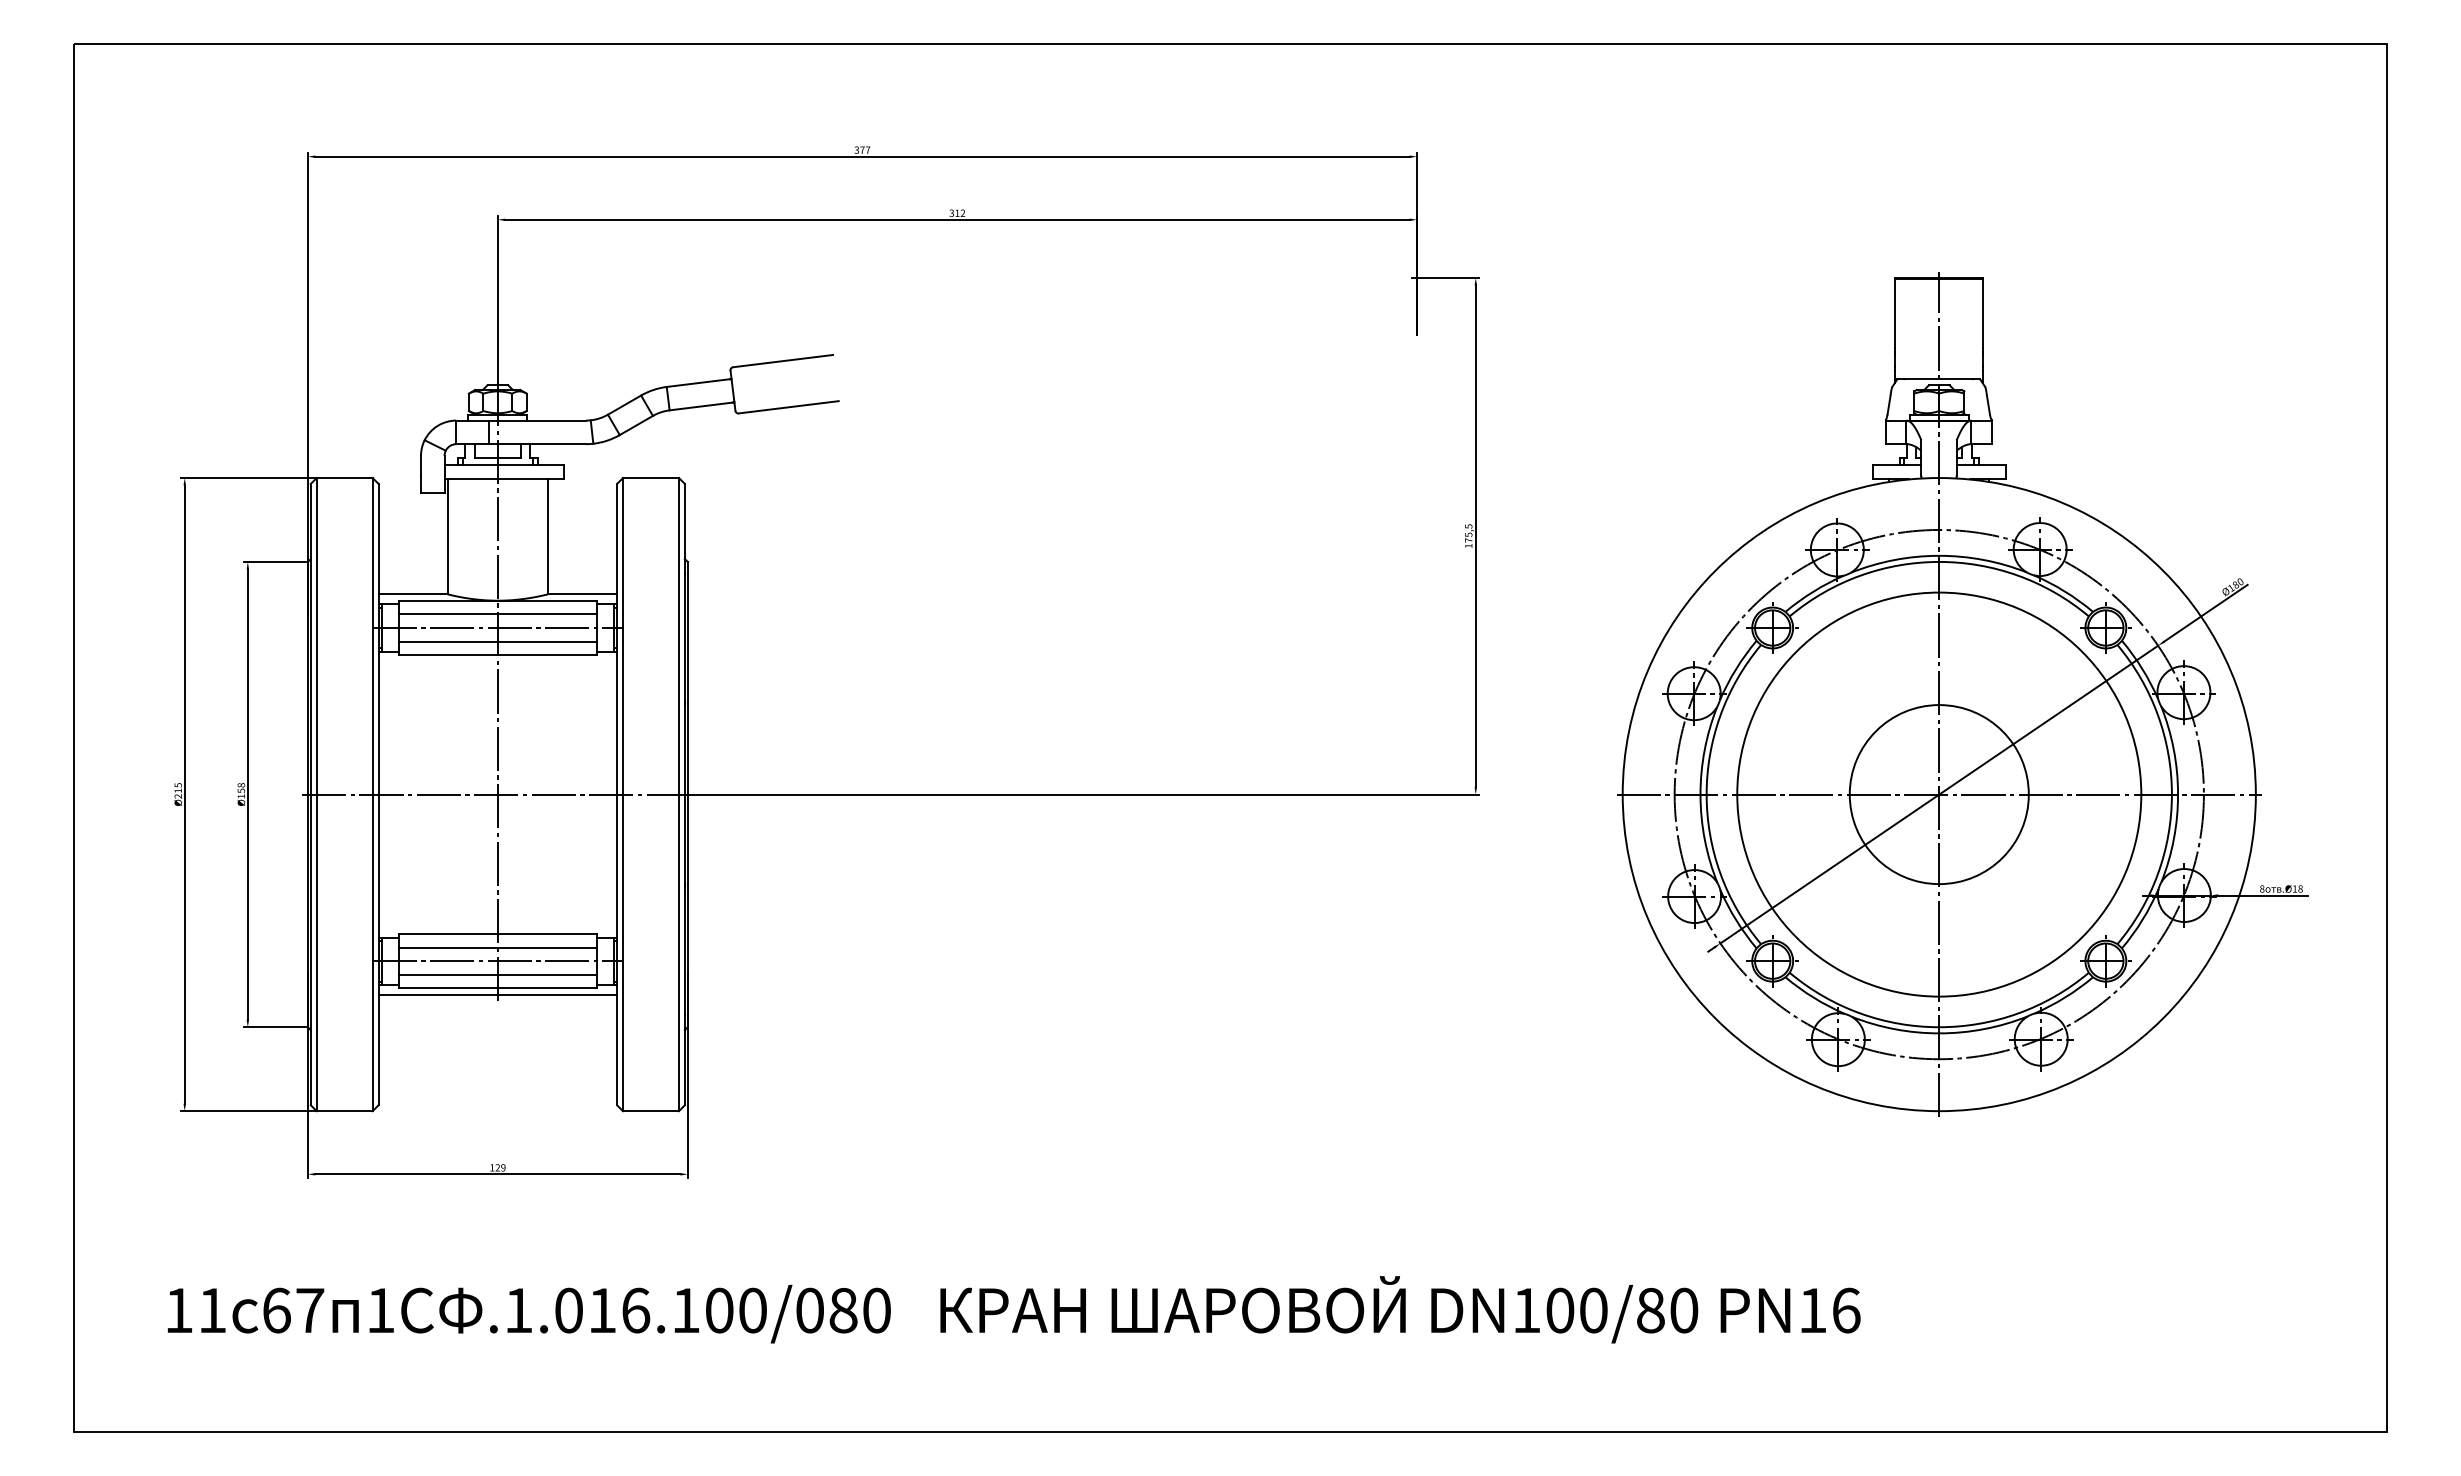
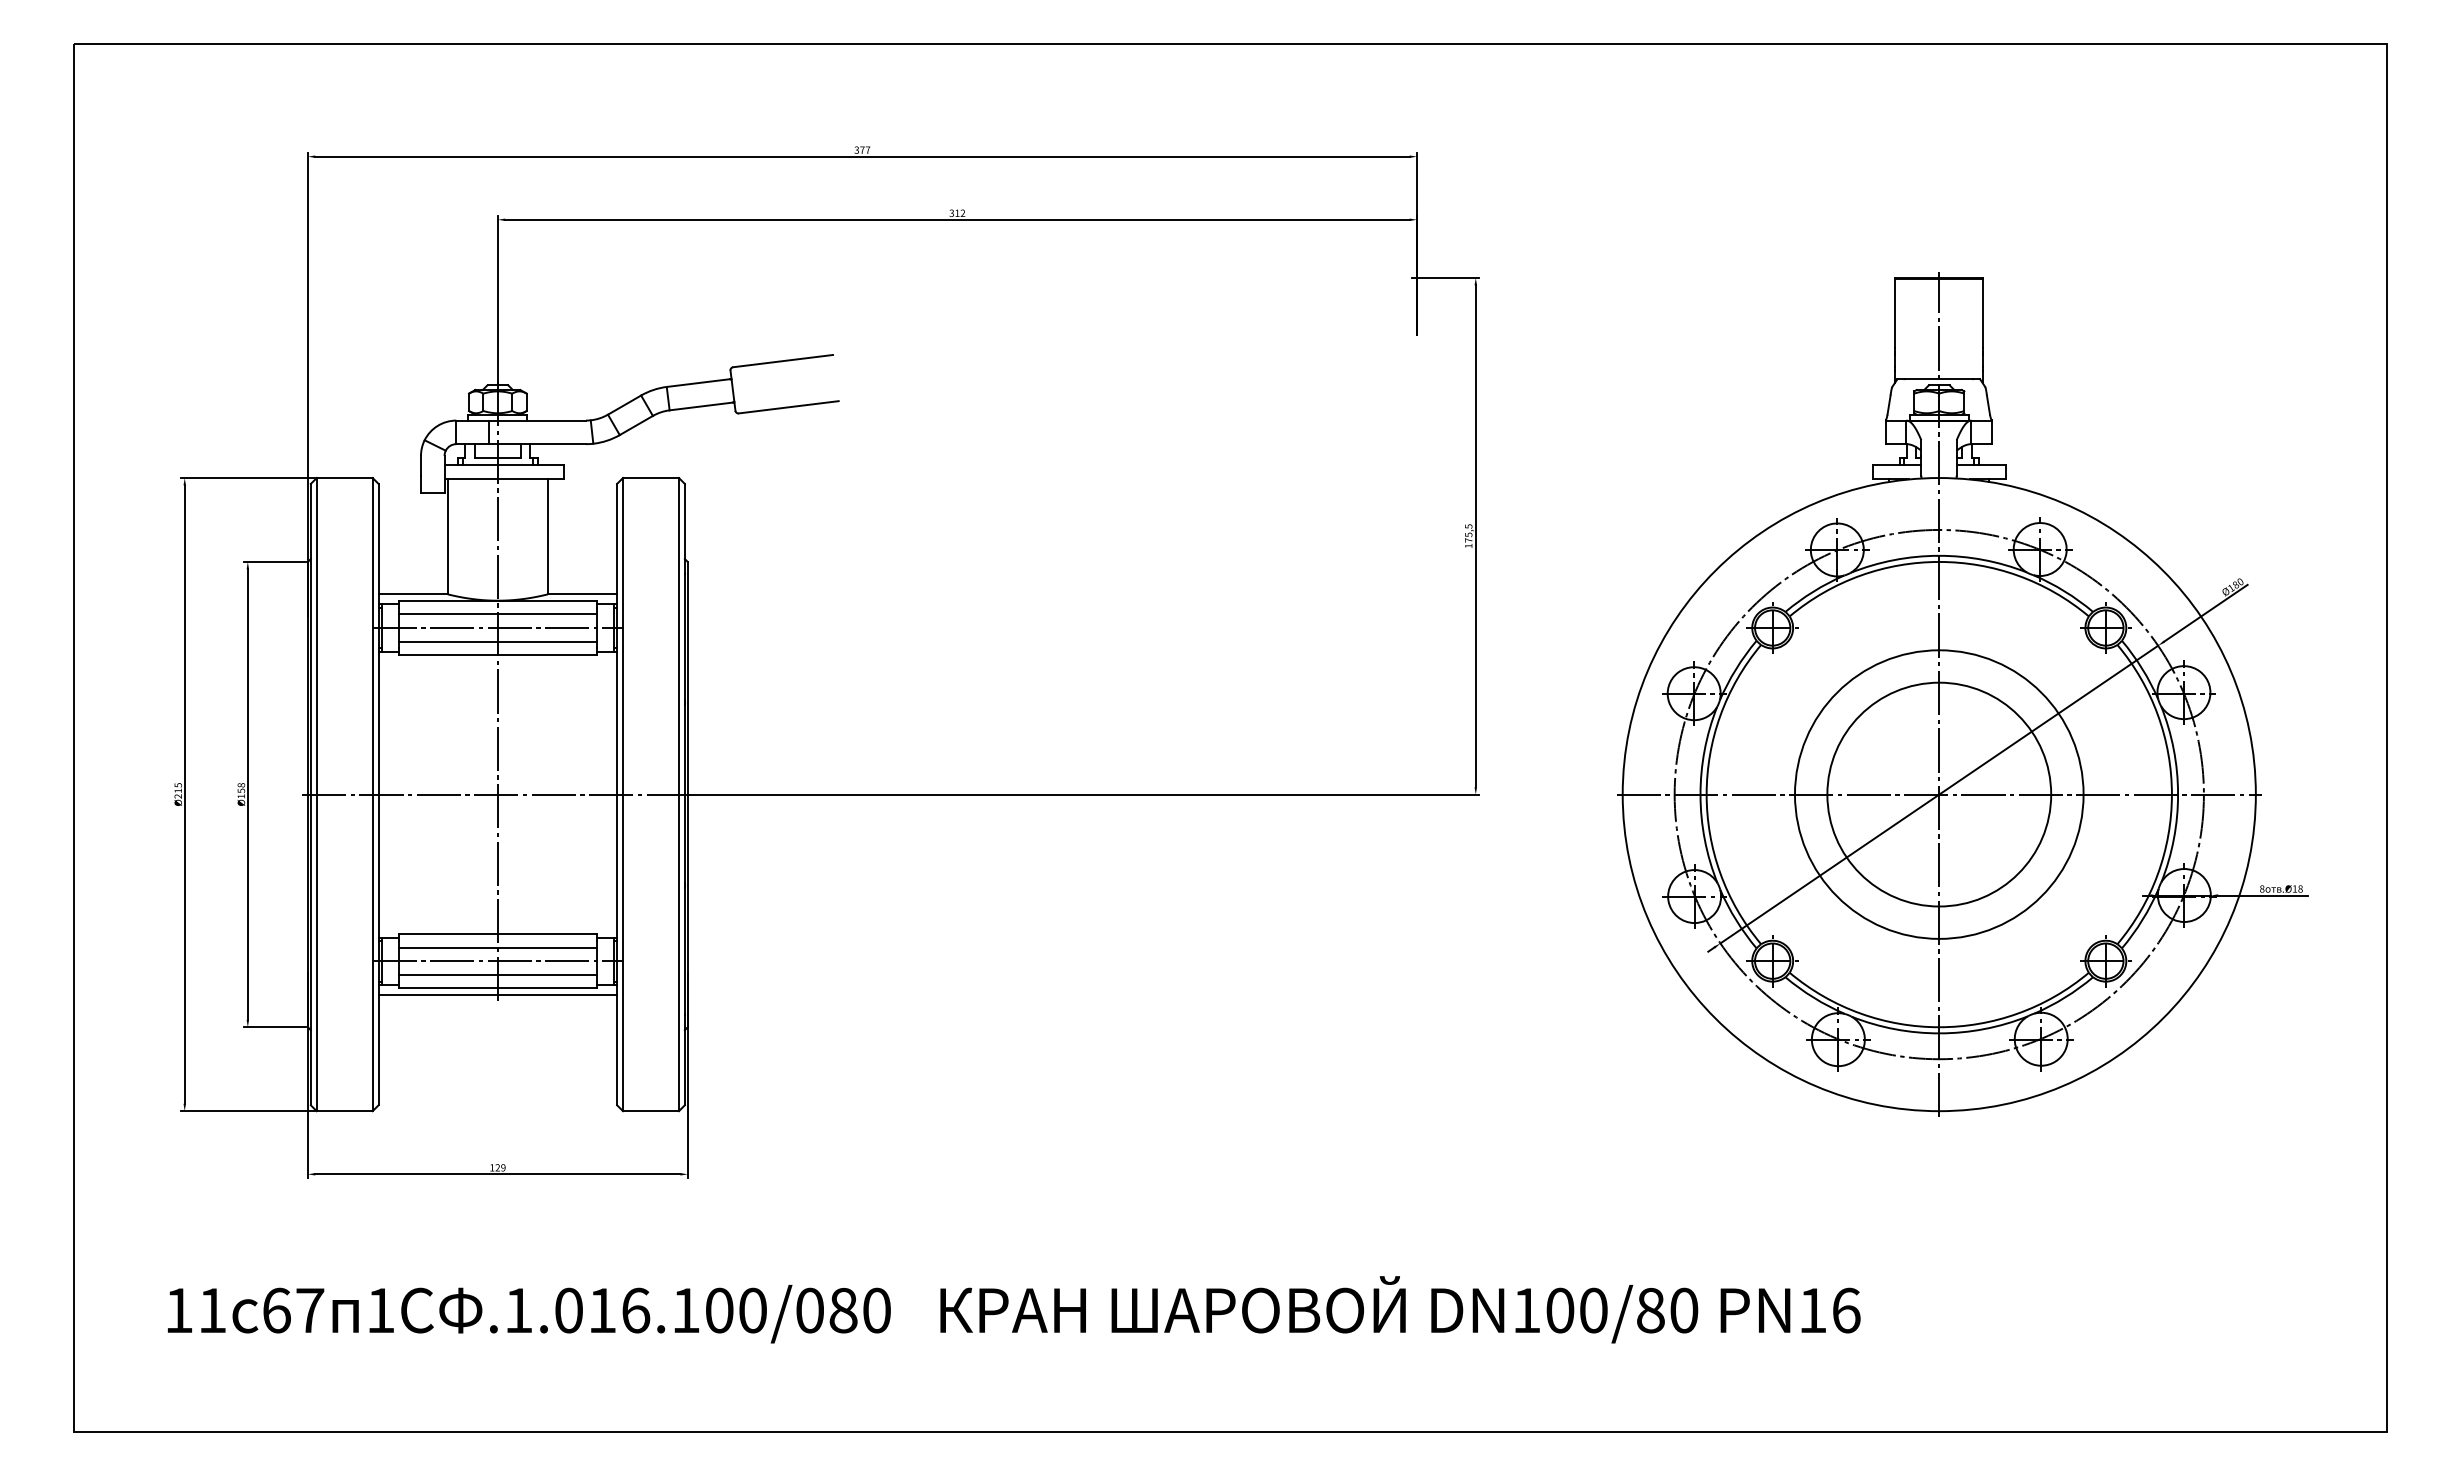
circle diameter: 179 px -> 224 px (1939, 794)
circle diameter: 404 px -> 289 px (1938, 794)
